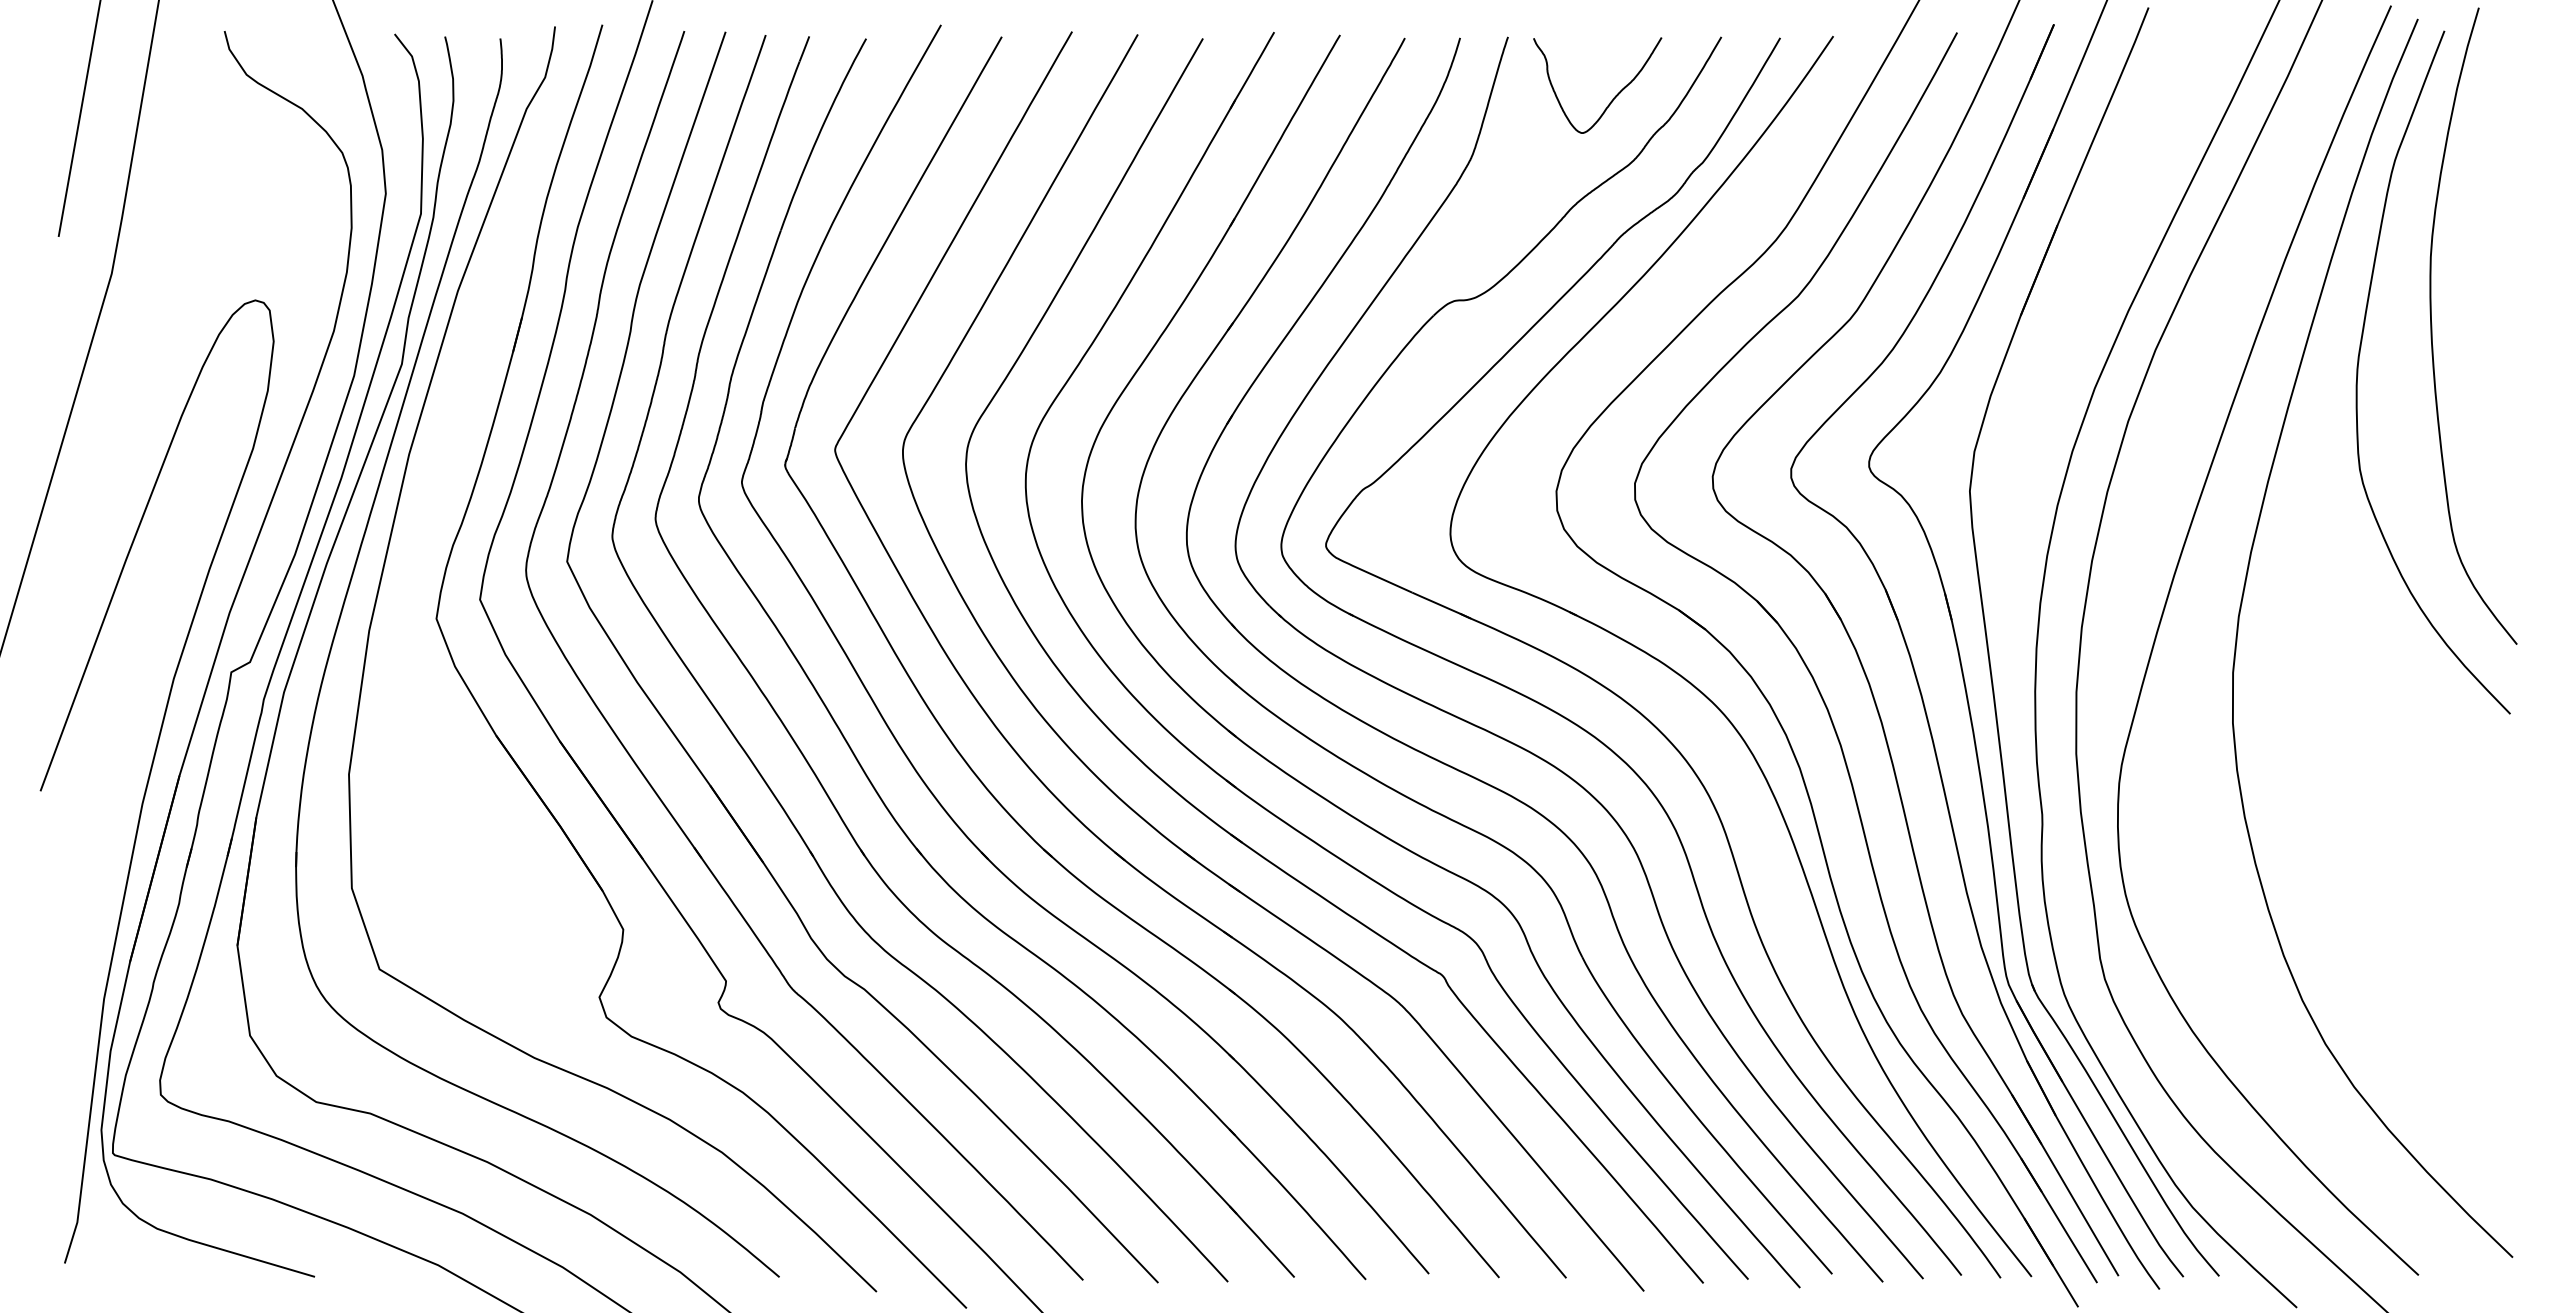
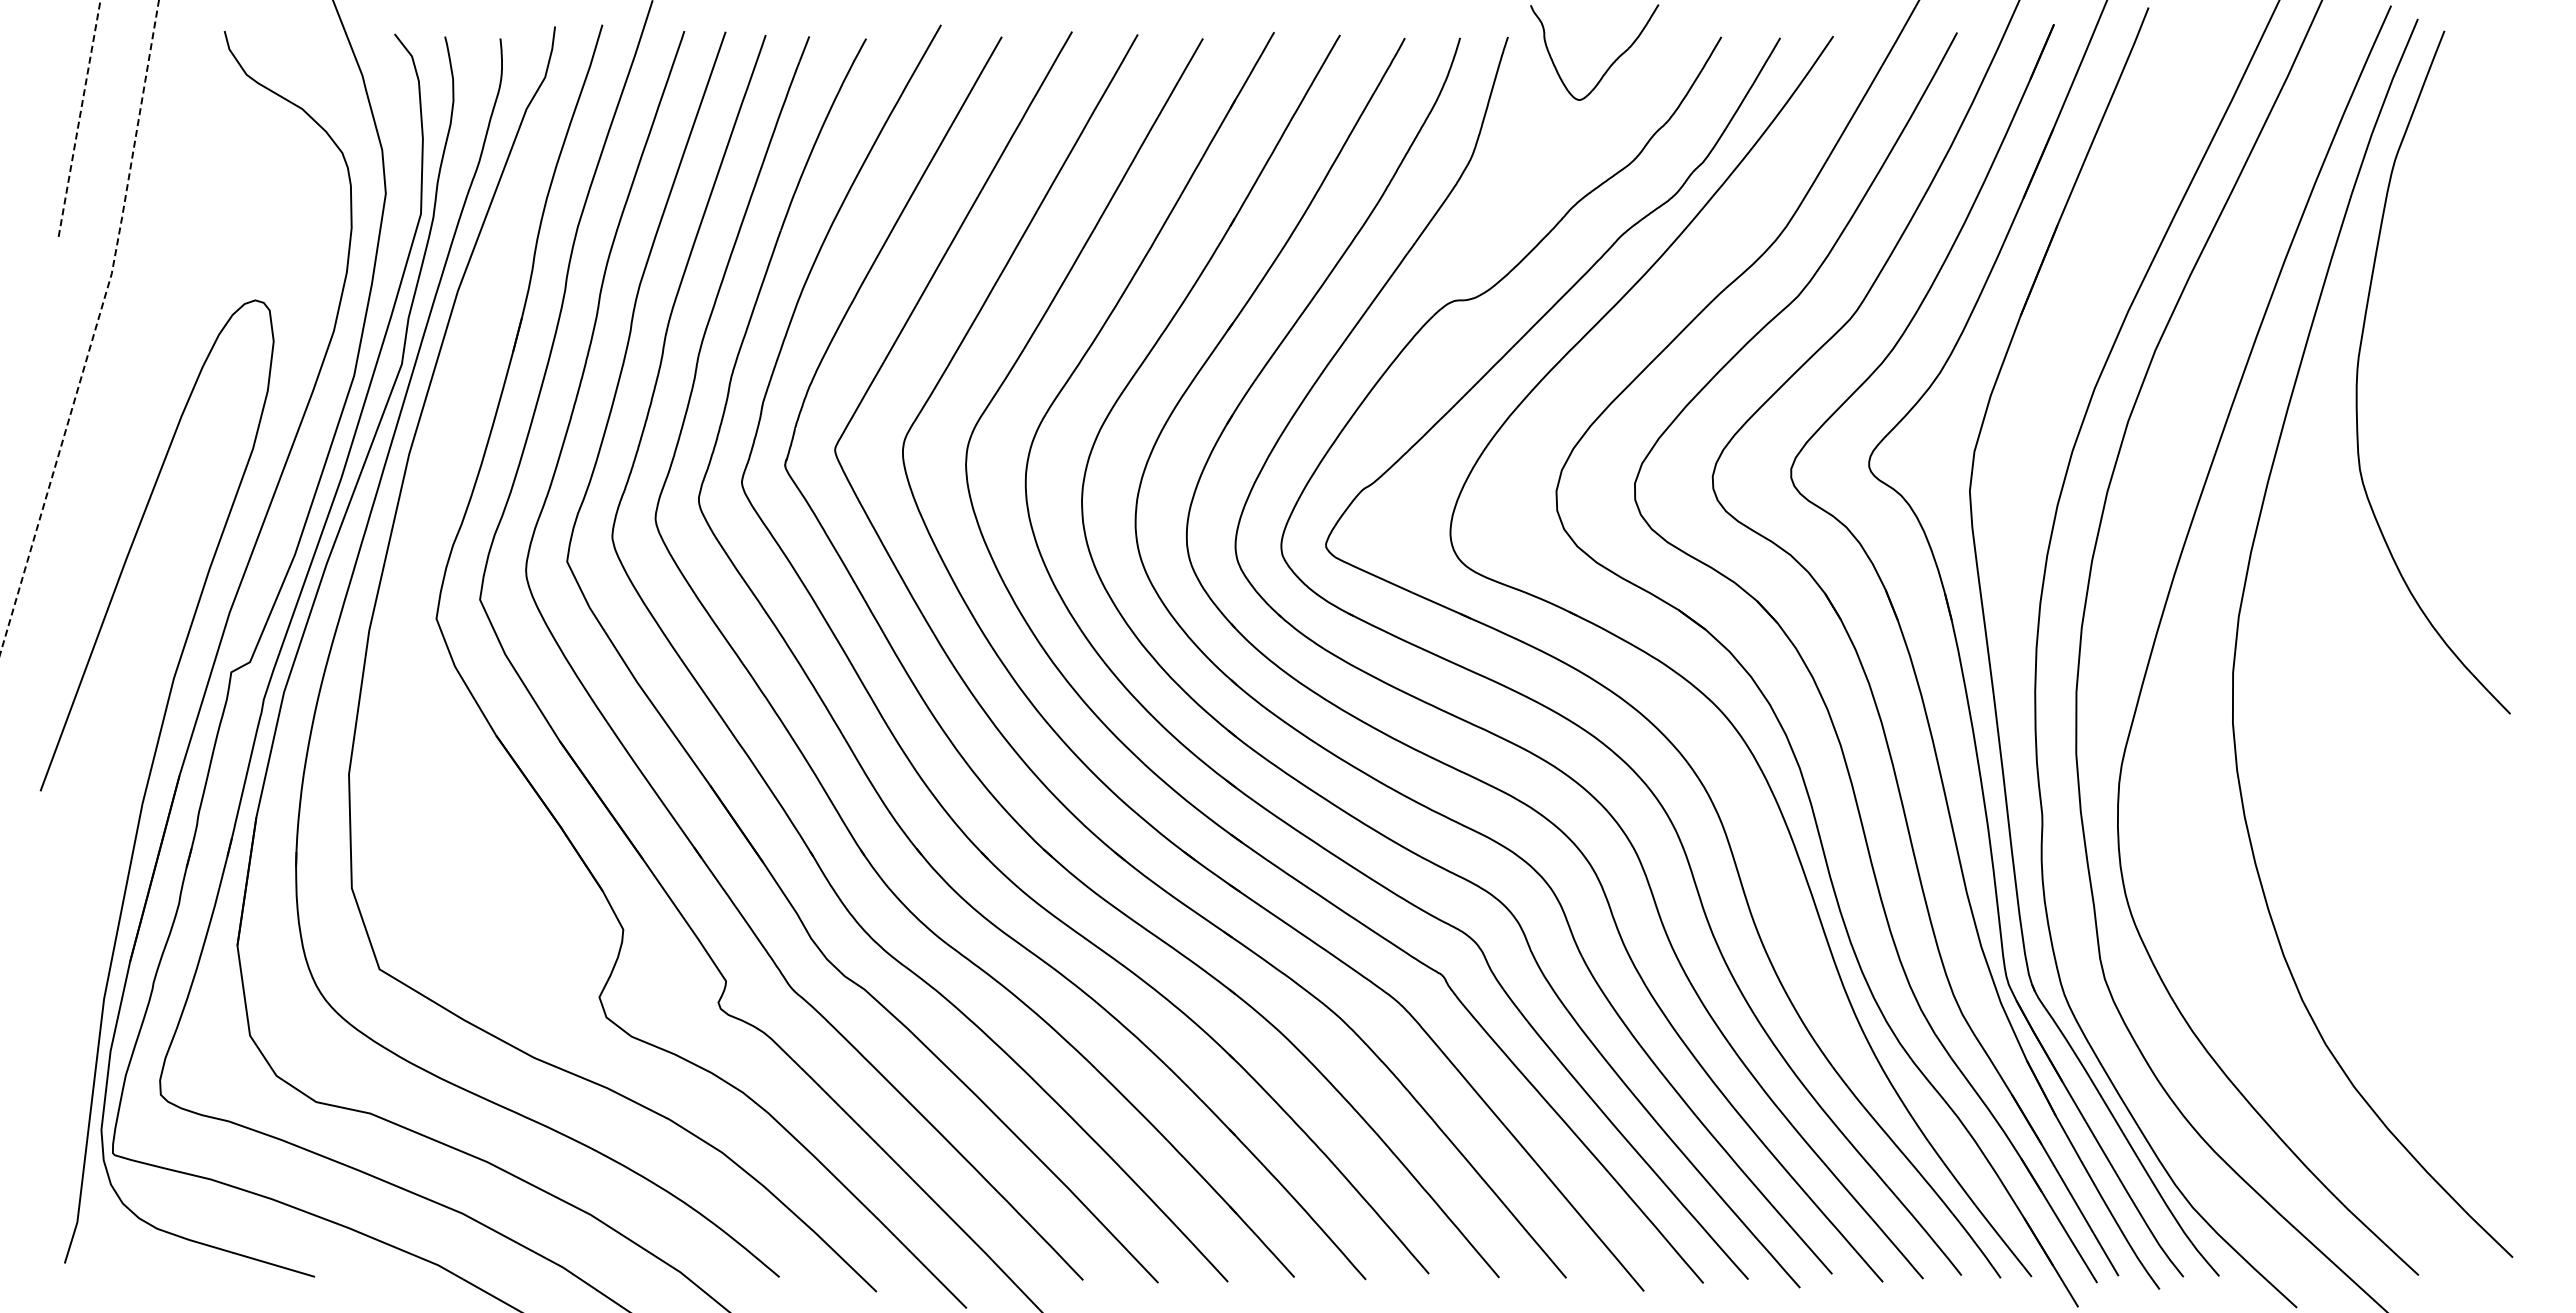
curve position: (1613, 97) -> (1610, 64) (1610, 64)
line: solid -> dashed (79, 118)
curve: present -> none (2432, 325)
line: solid -> dashed (95, 330)
